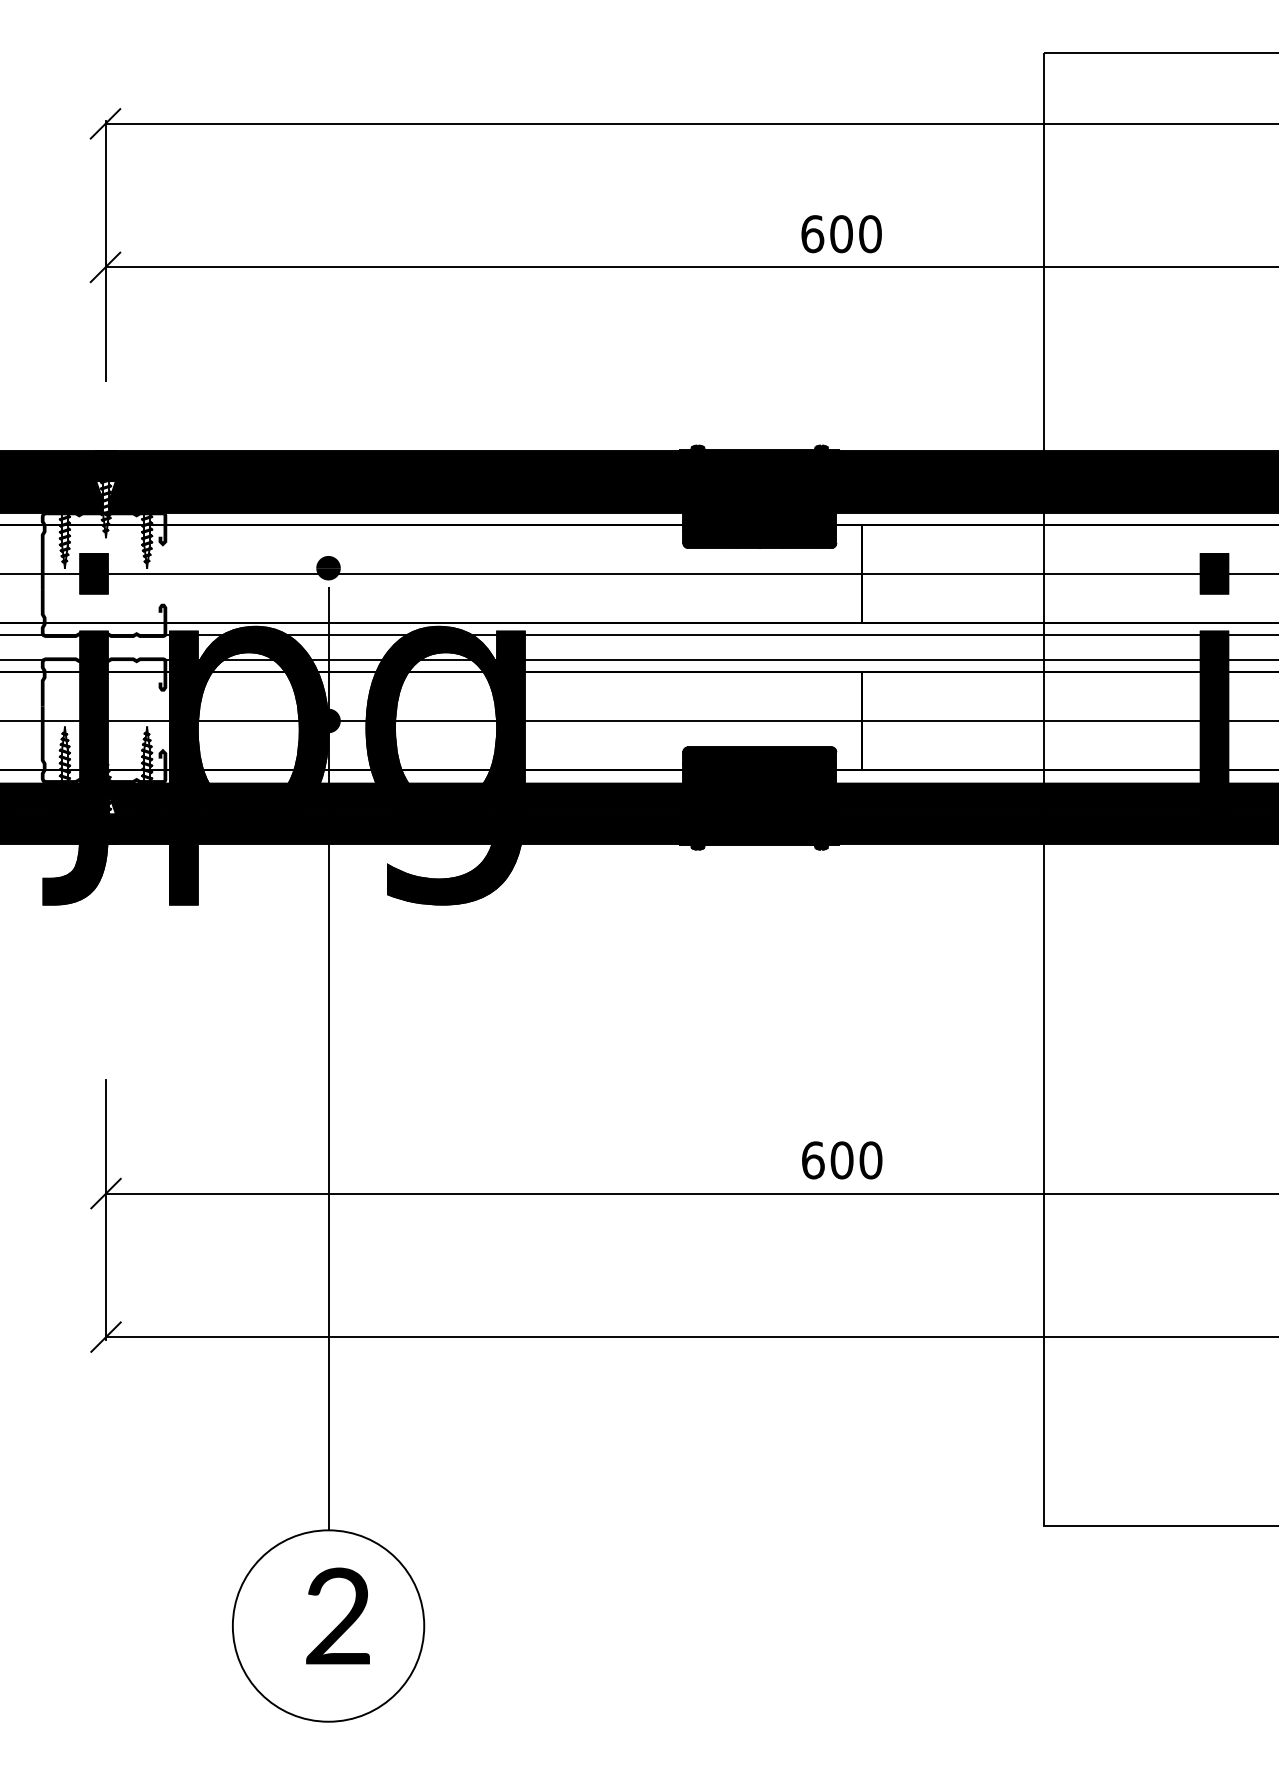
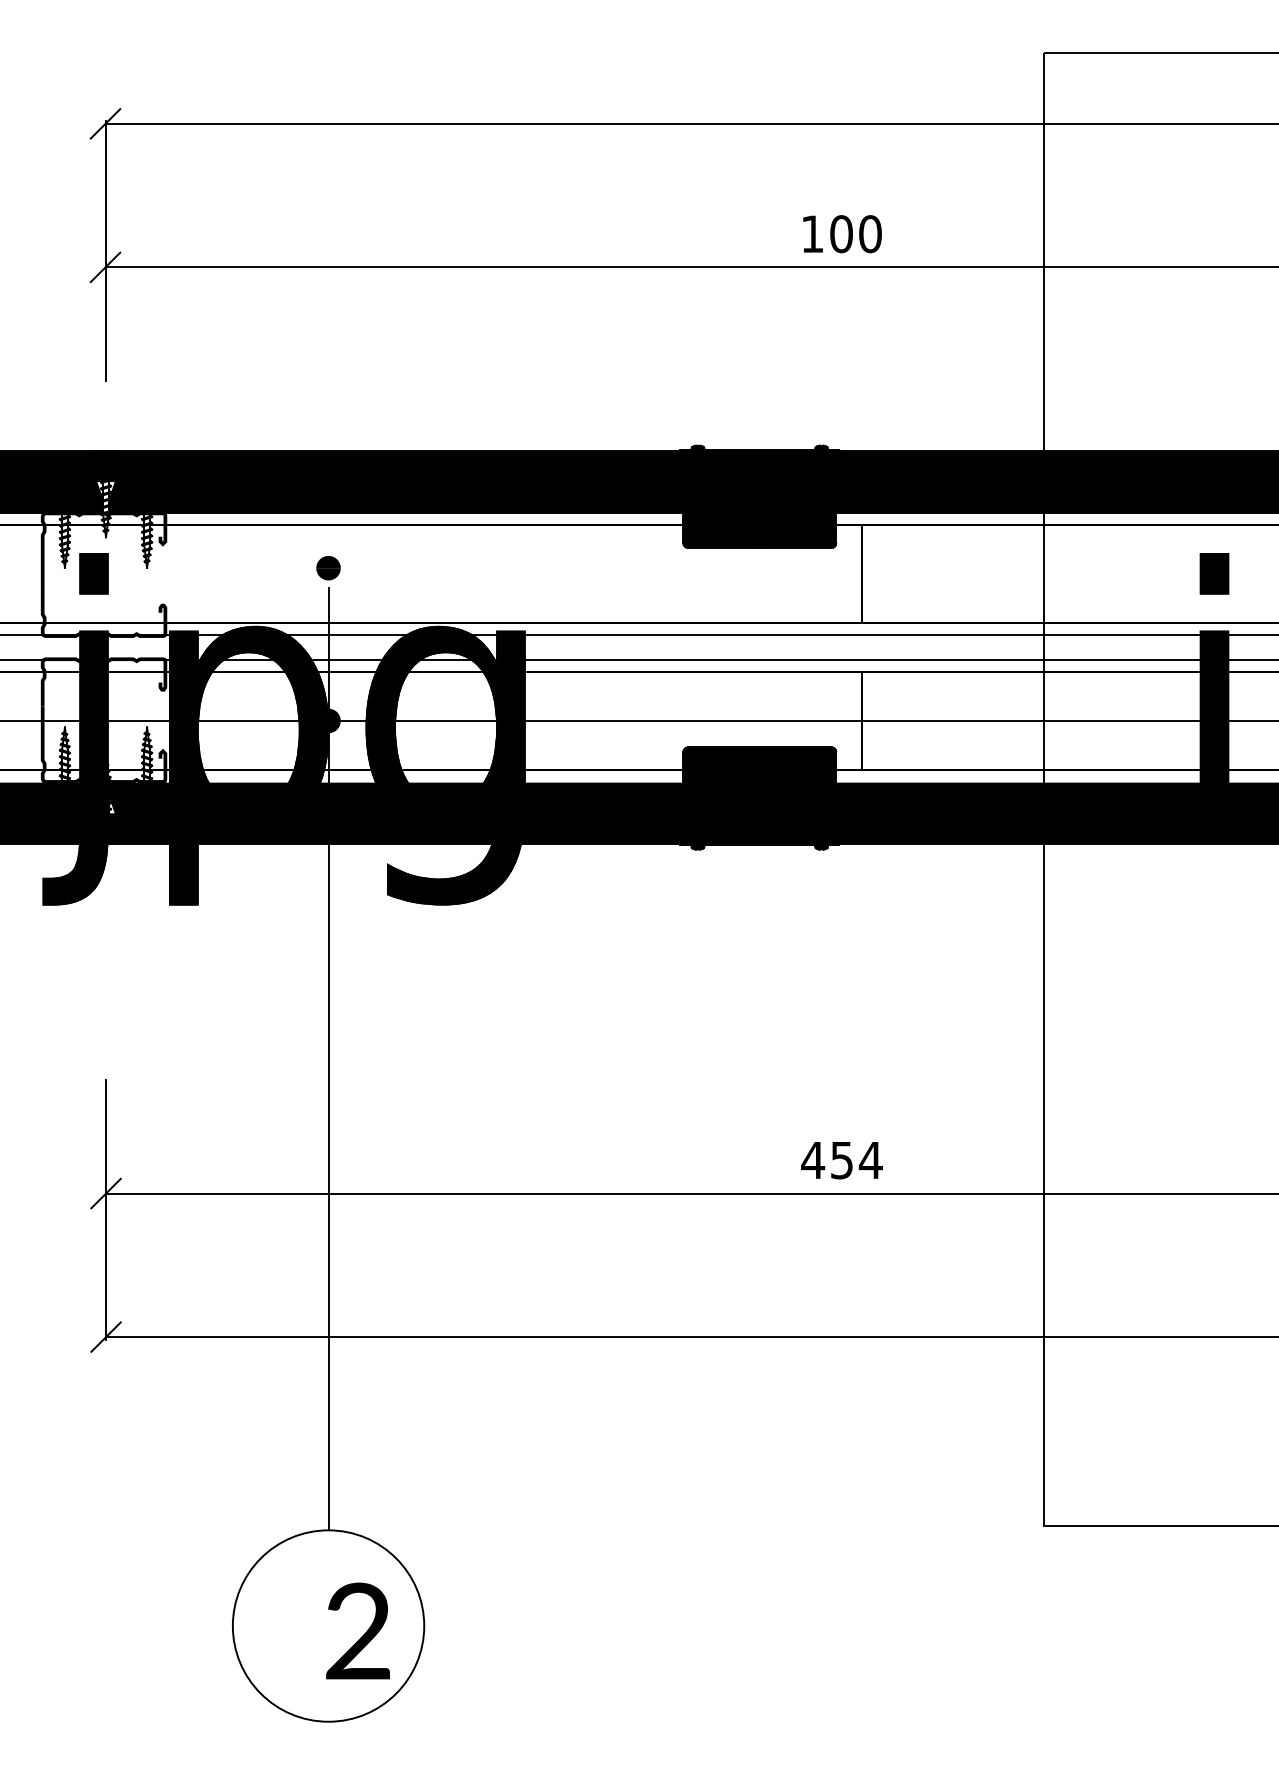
text: 600 -> 100 (812, 234)
line: present -> none (638, 574)
text: 600 -> 454 (841, 1160)
text position: (337, 1615) -> (357, 1630) (357, 1630)
